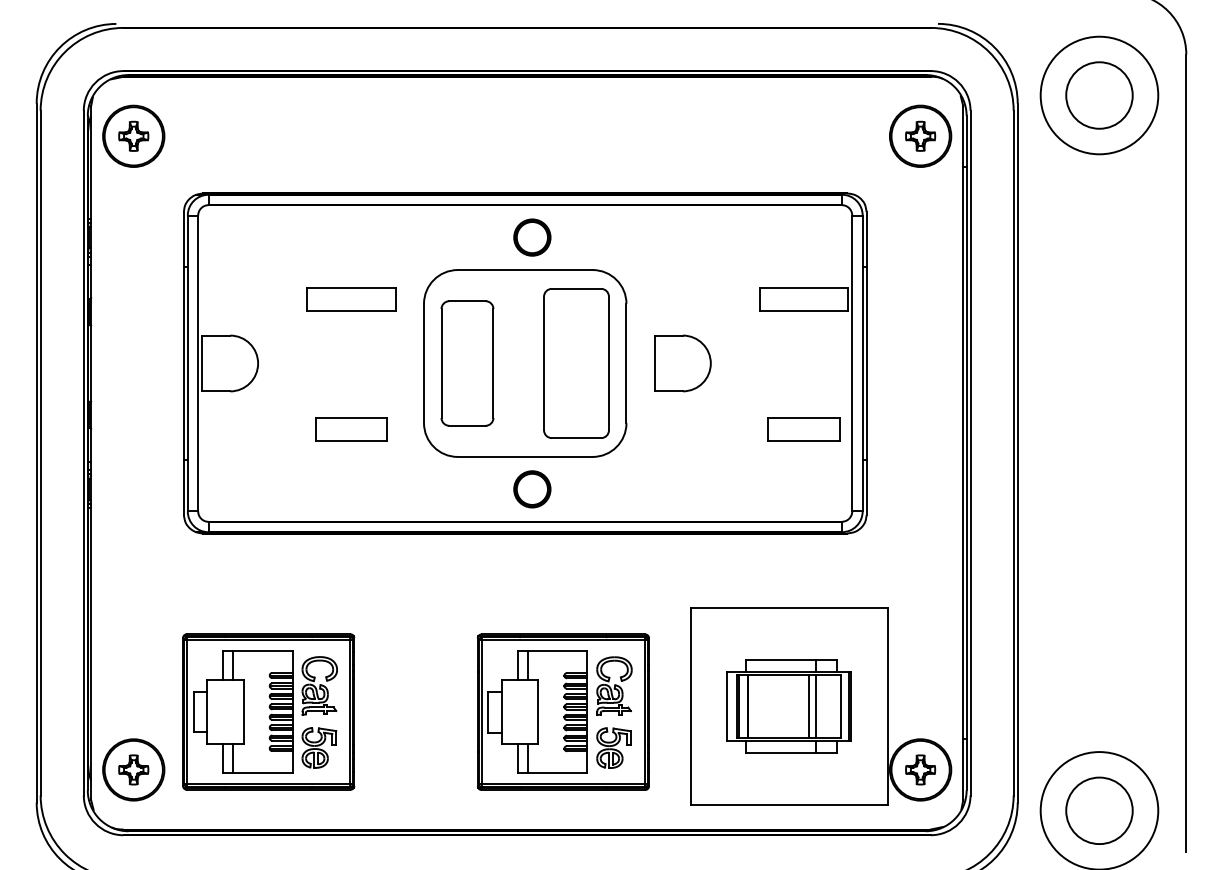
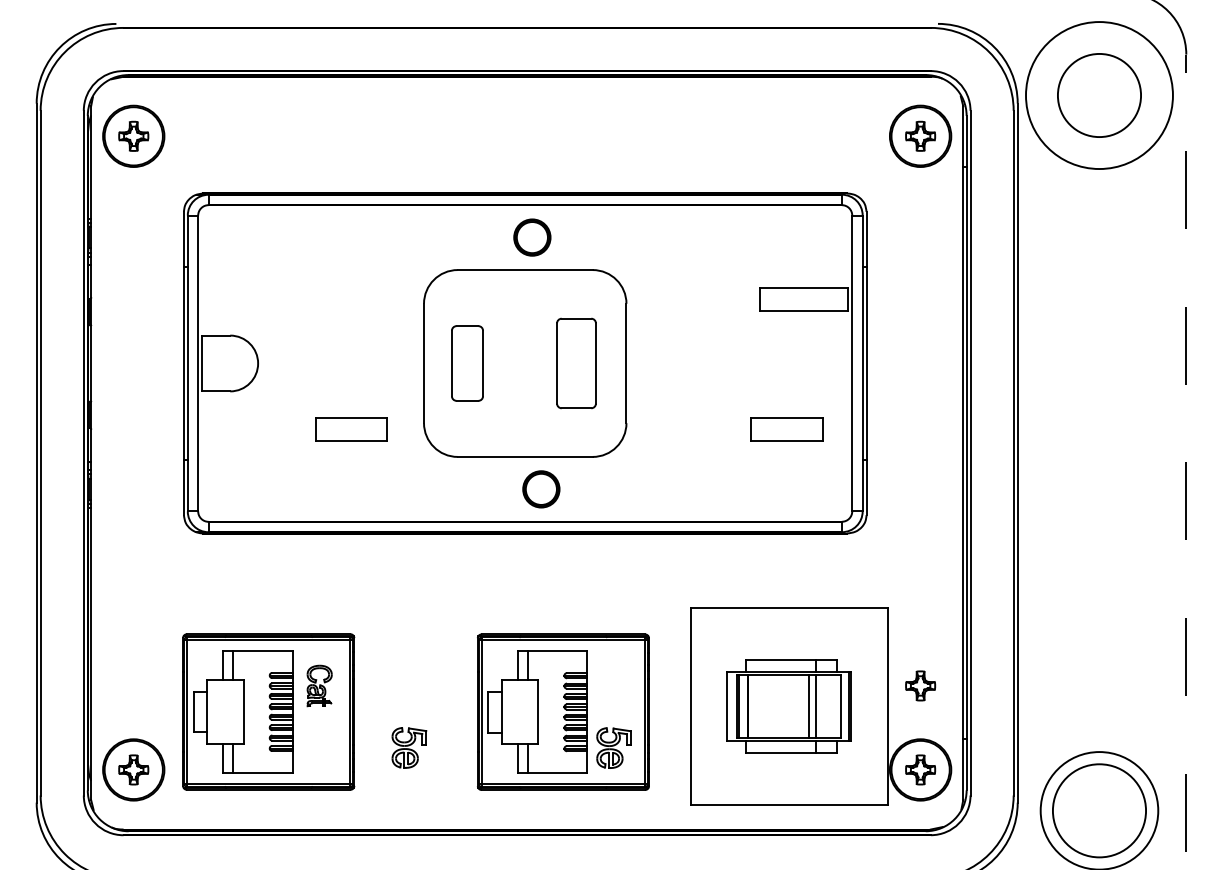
circle diameter: 118 px -> 147 px (1098, 95)
circle diameter: 67 px -> 83 px (1099, 95)
part: present -> none (351, 299)
part size: 55x127 px -> 33x77 px (467, 363)
part size: 67x151 px -> 41x93 px (576, 363)
part: present -> none (682, 363)
part position: (803, 429) -> (786, 429) (786, 429)
line: solid -> dashed (1186, 453)
part position: (532, 489) -> (541, 489) (541, 489)
part size: 37x60 px -> 27x44 px (319, 685)
part: present -> none (614, 685)
part: none -> present (920, 685)
part position: (319, 747) -> (409, 747) (409, 747)
circle diameter: 67 px -> 93 px (1099, 810)
